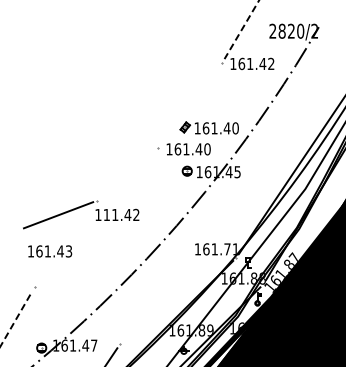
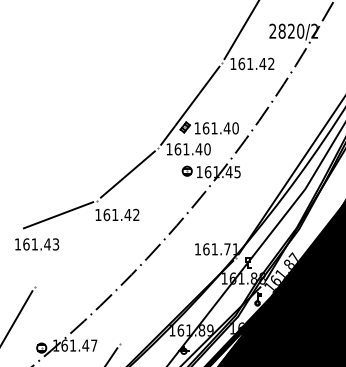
line: none -> present (325, 14)
line: dashed -> solid (241, 29)
line: none -> present (190, 105)
line: none -> present (127, 174)
text: 111.42 -> 161.42 (106, 214)
text position: (50, 251) -> (37, 244) (37, 244)
line: dashed -> solid (16, 318)
